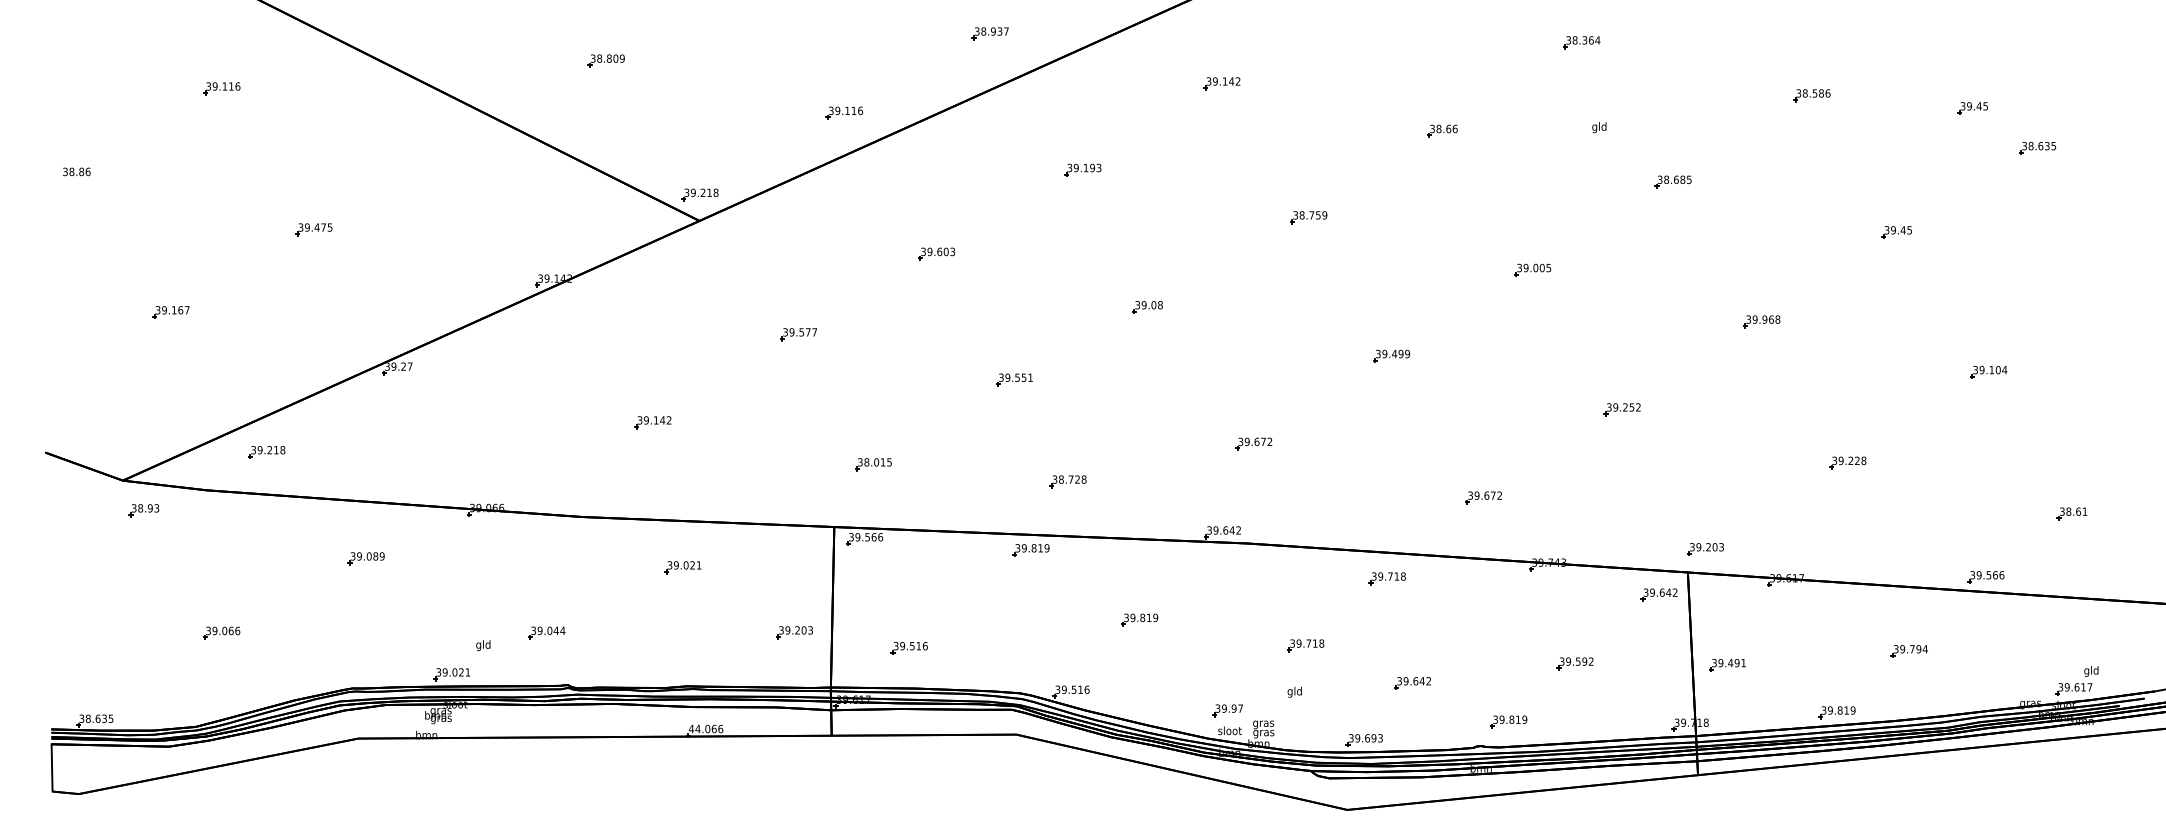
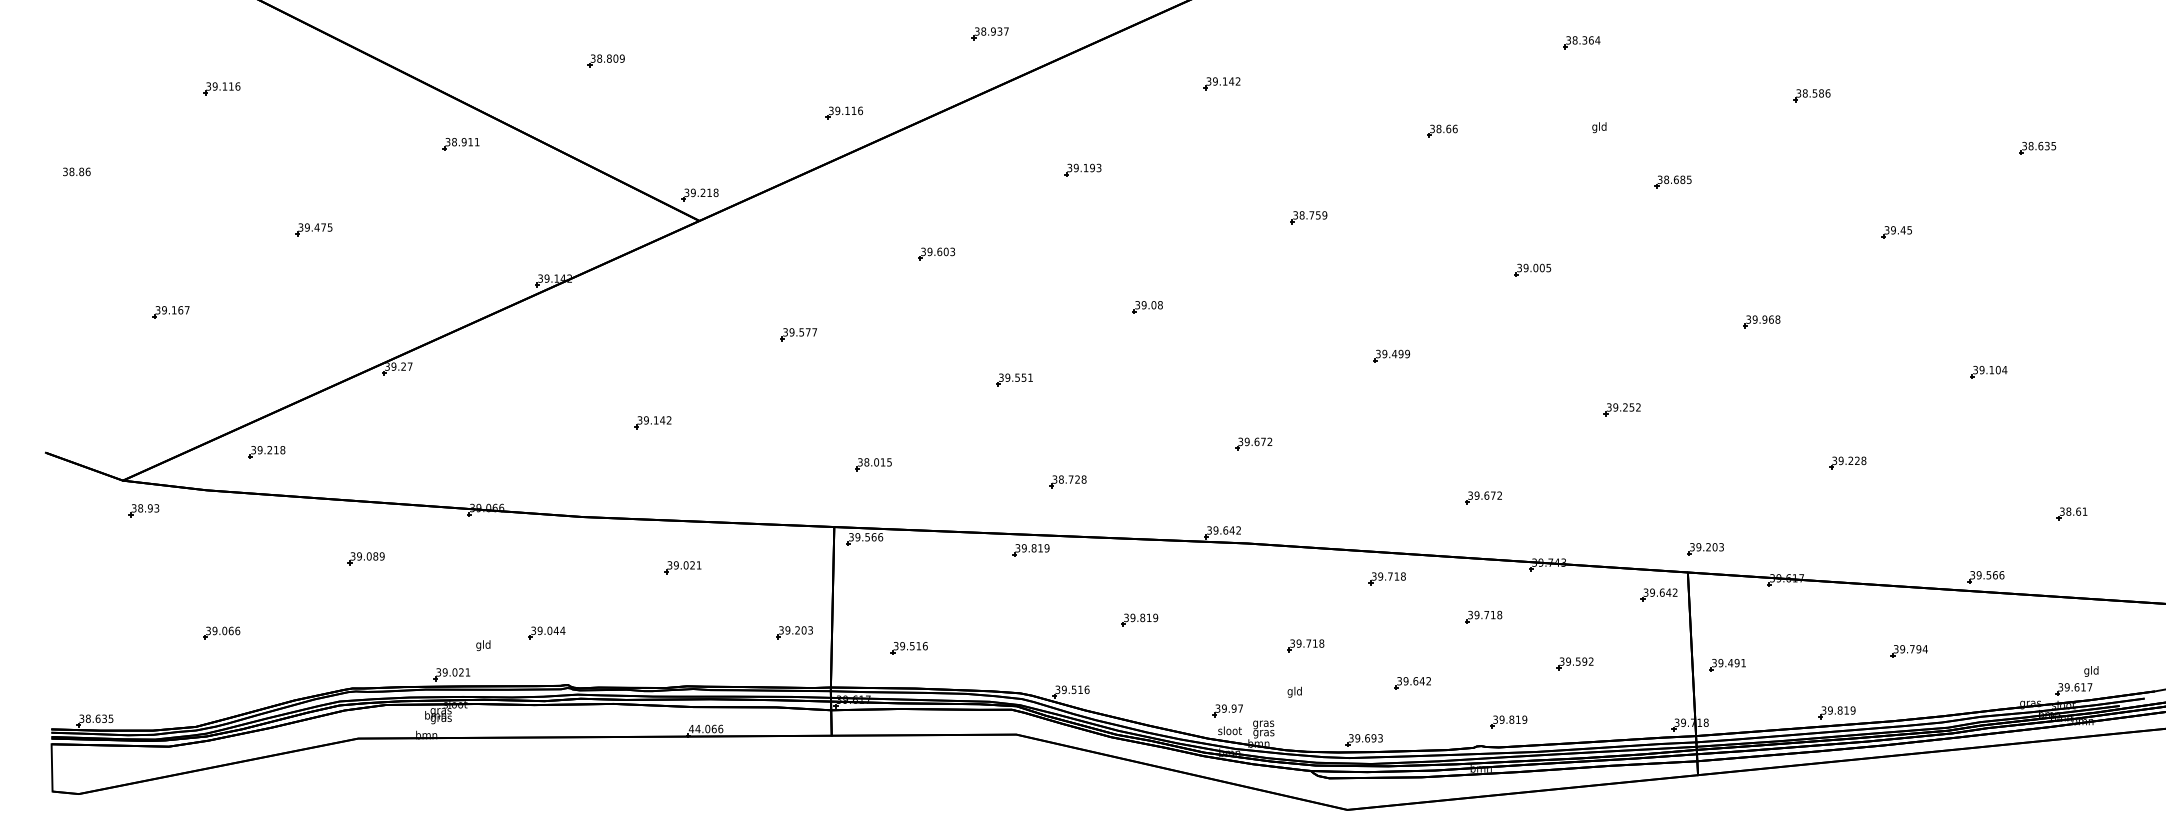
part: present -> none (1972, 108)
part: none -> present (460, 144)
part: none -> present (1483, 616)
